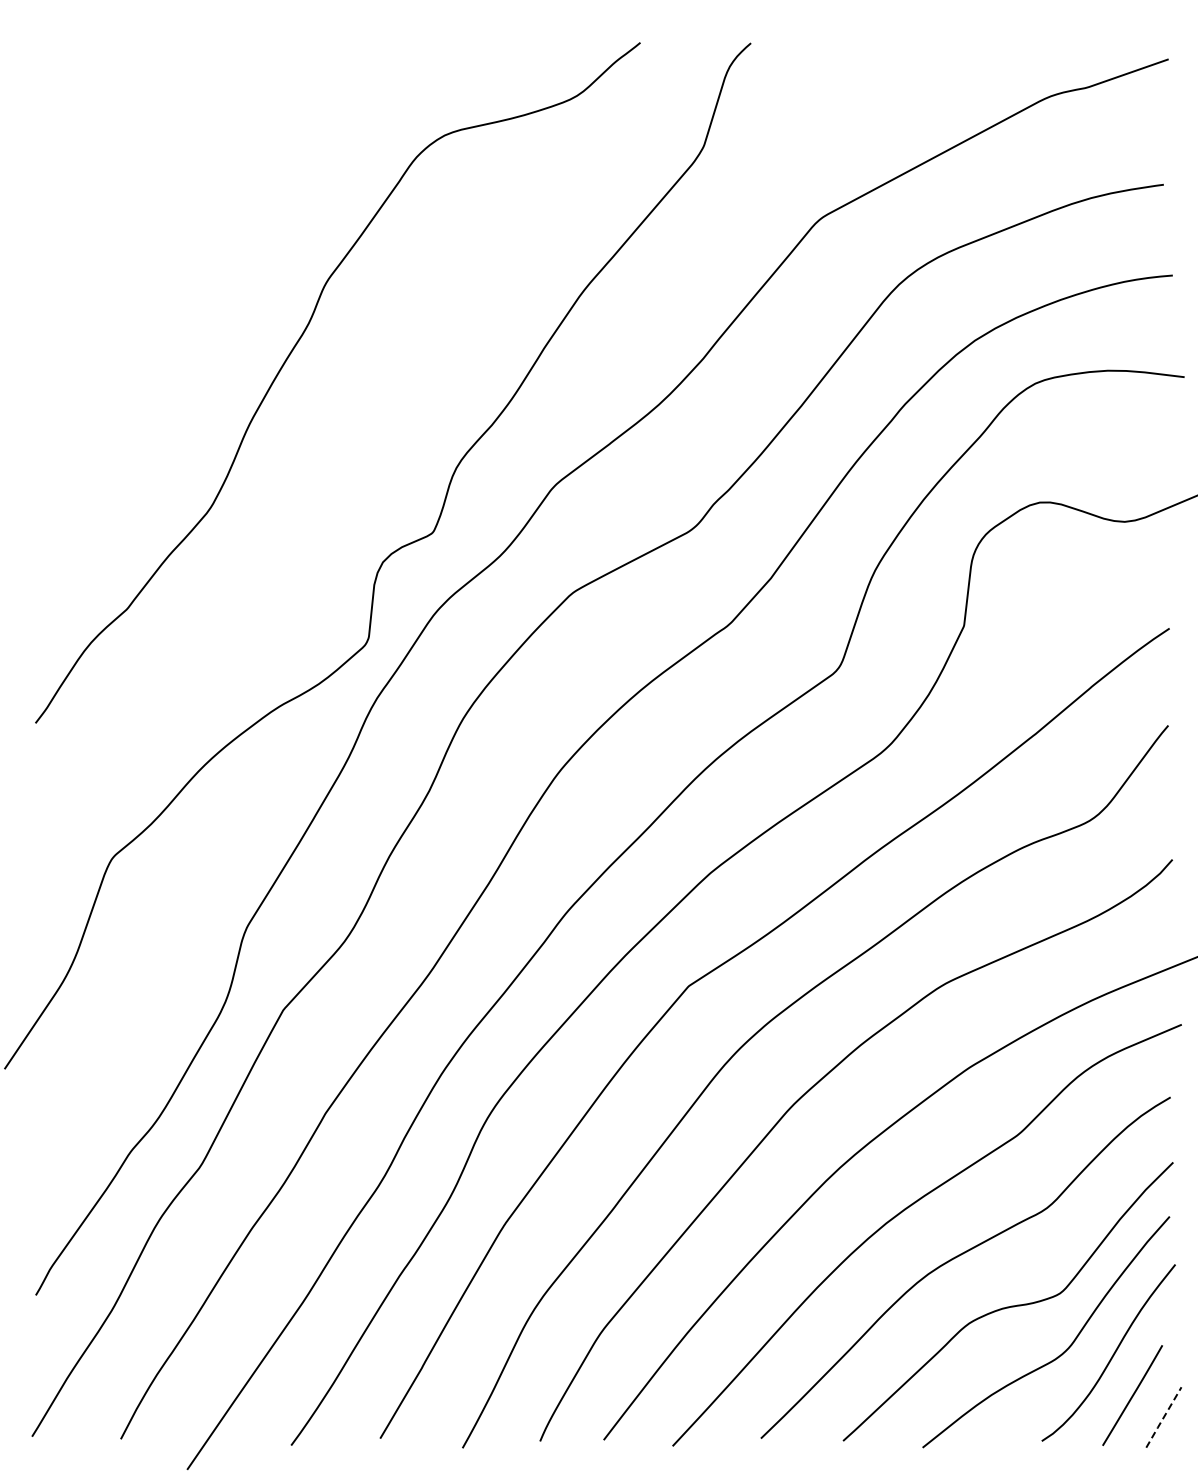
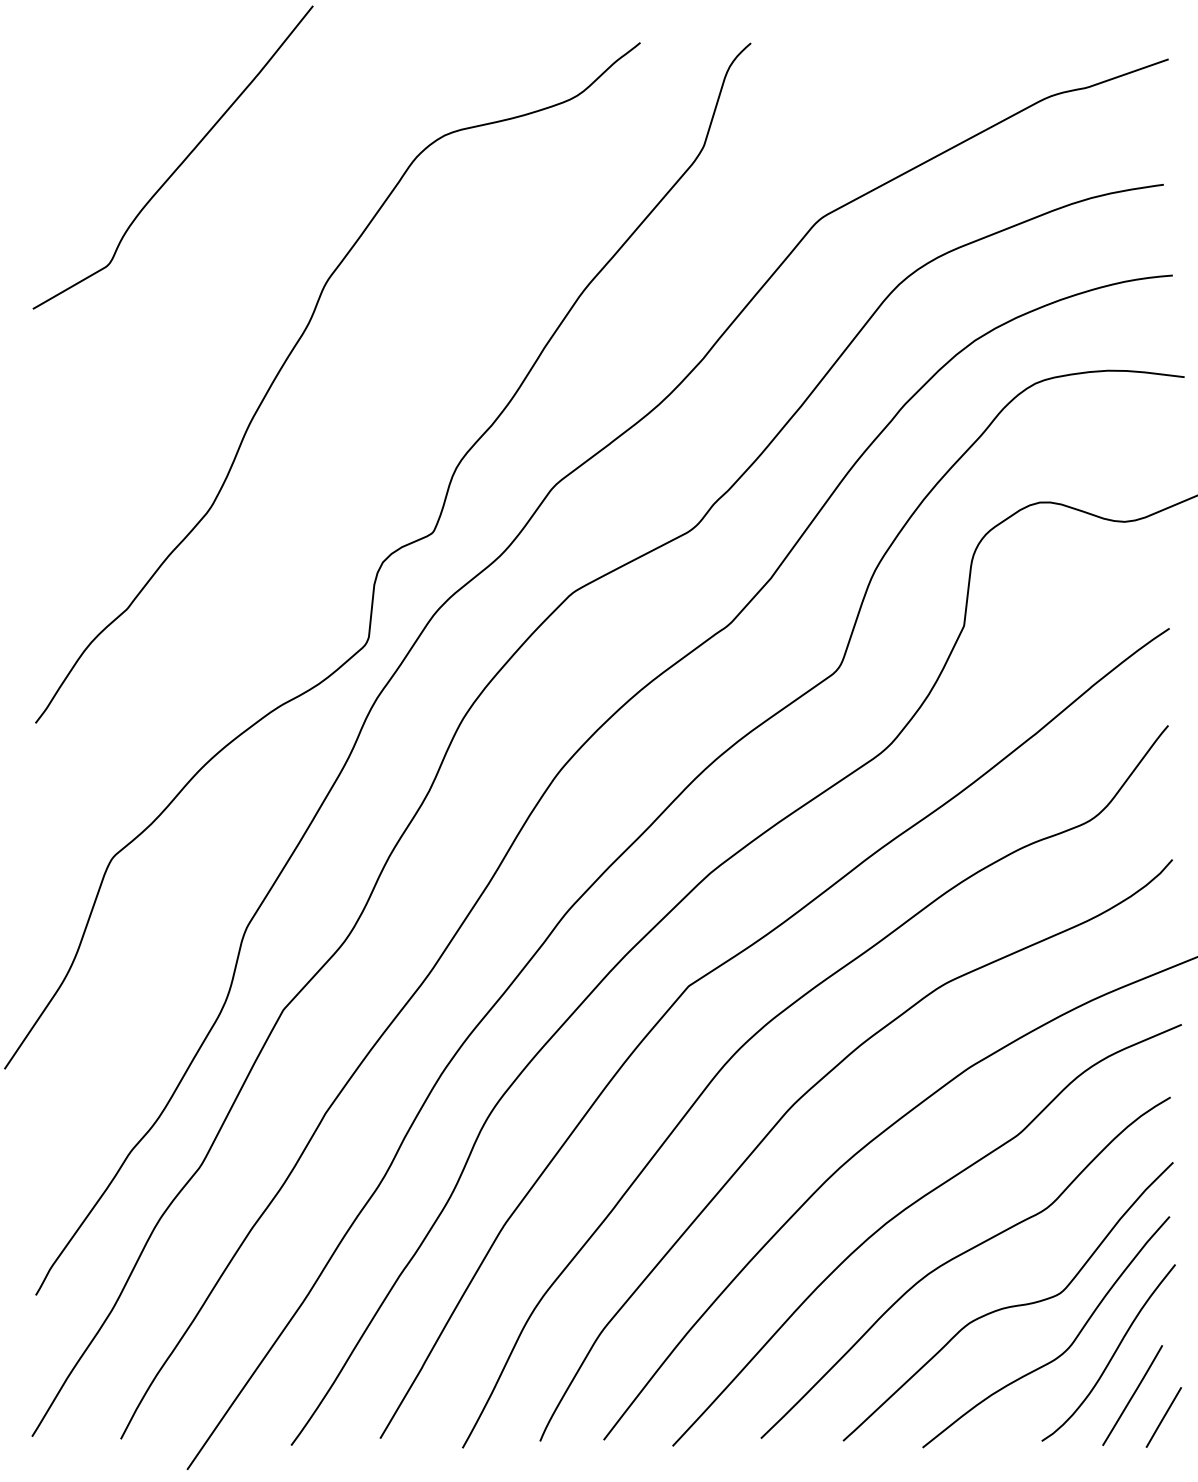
curve: none -> present (179, 164)
line: dashed -> solid (1163, 1417)
